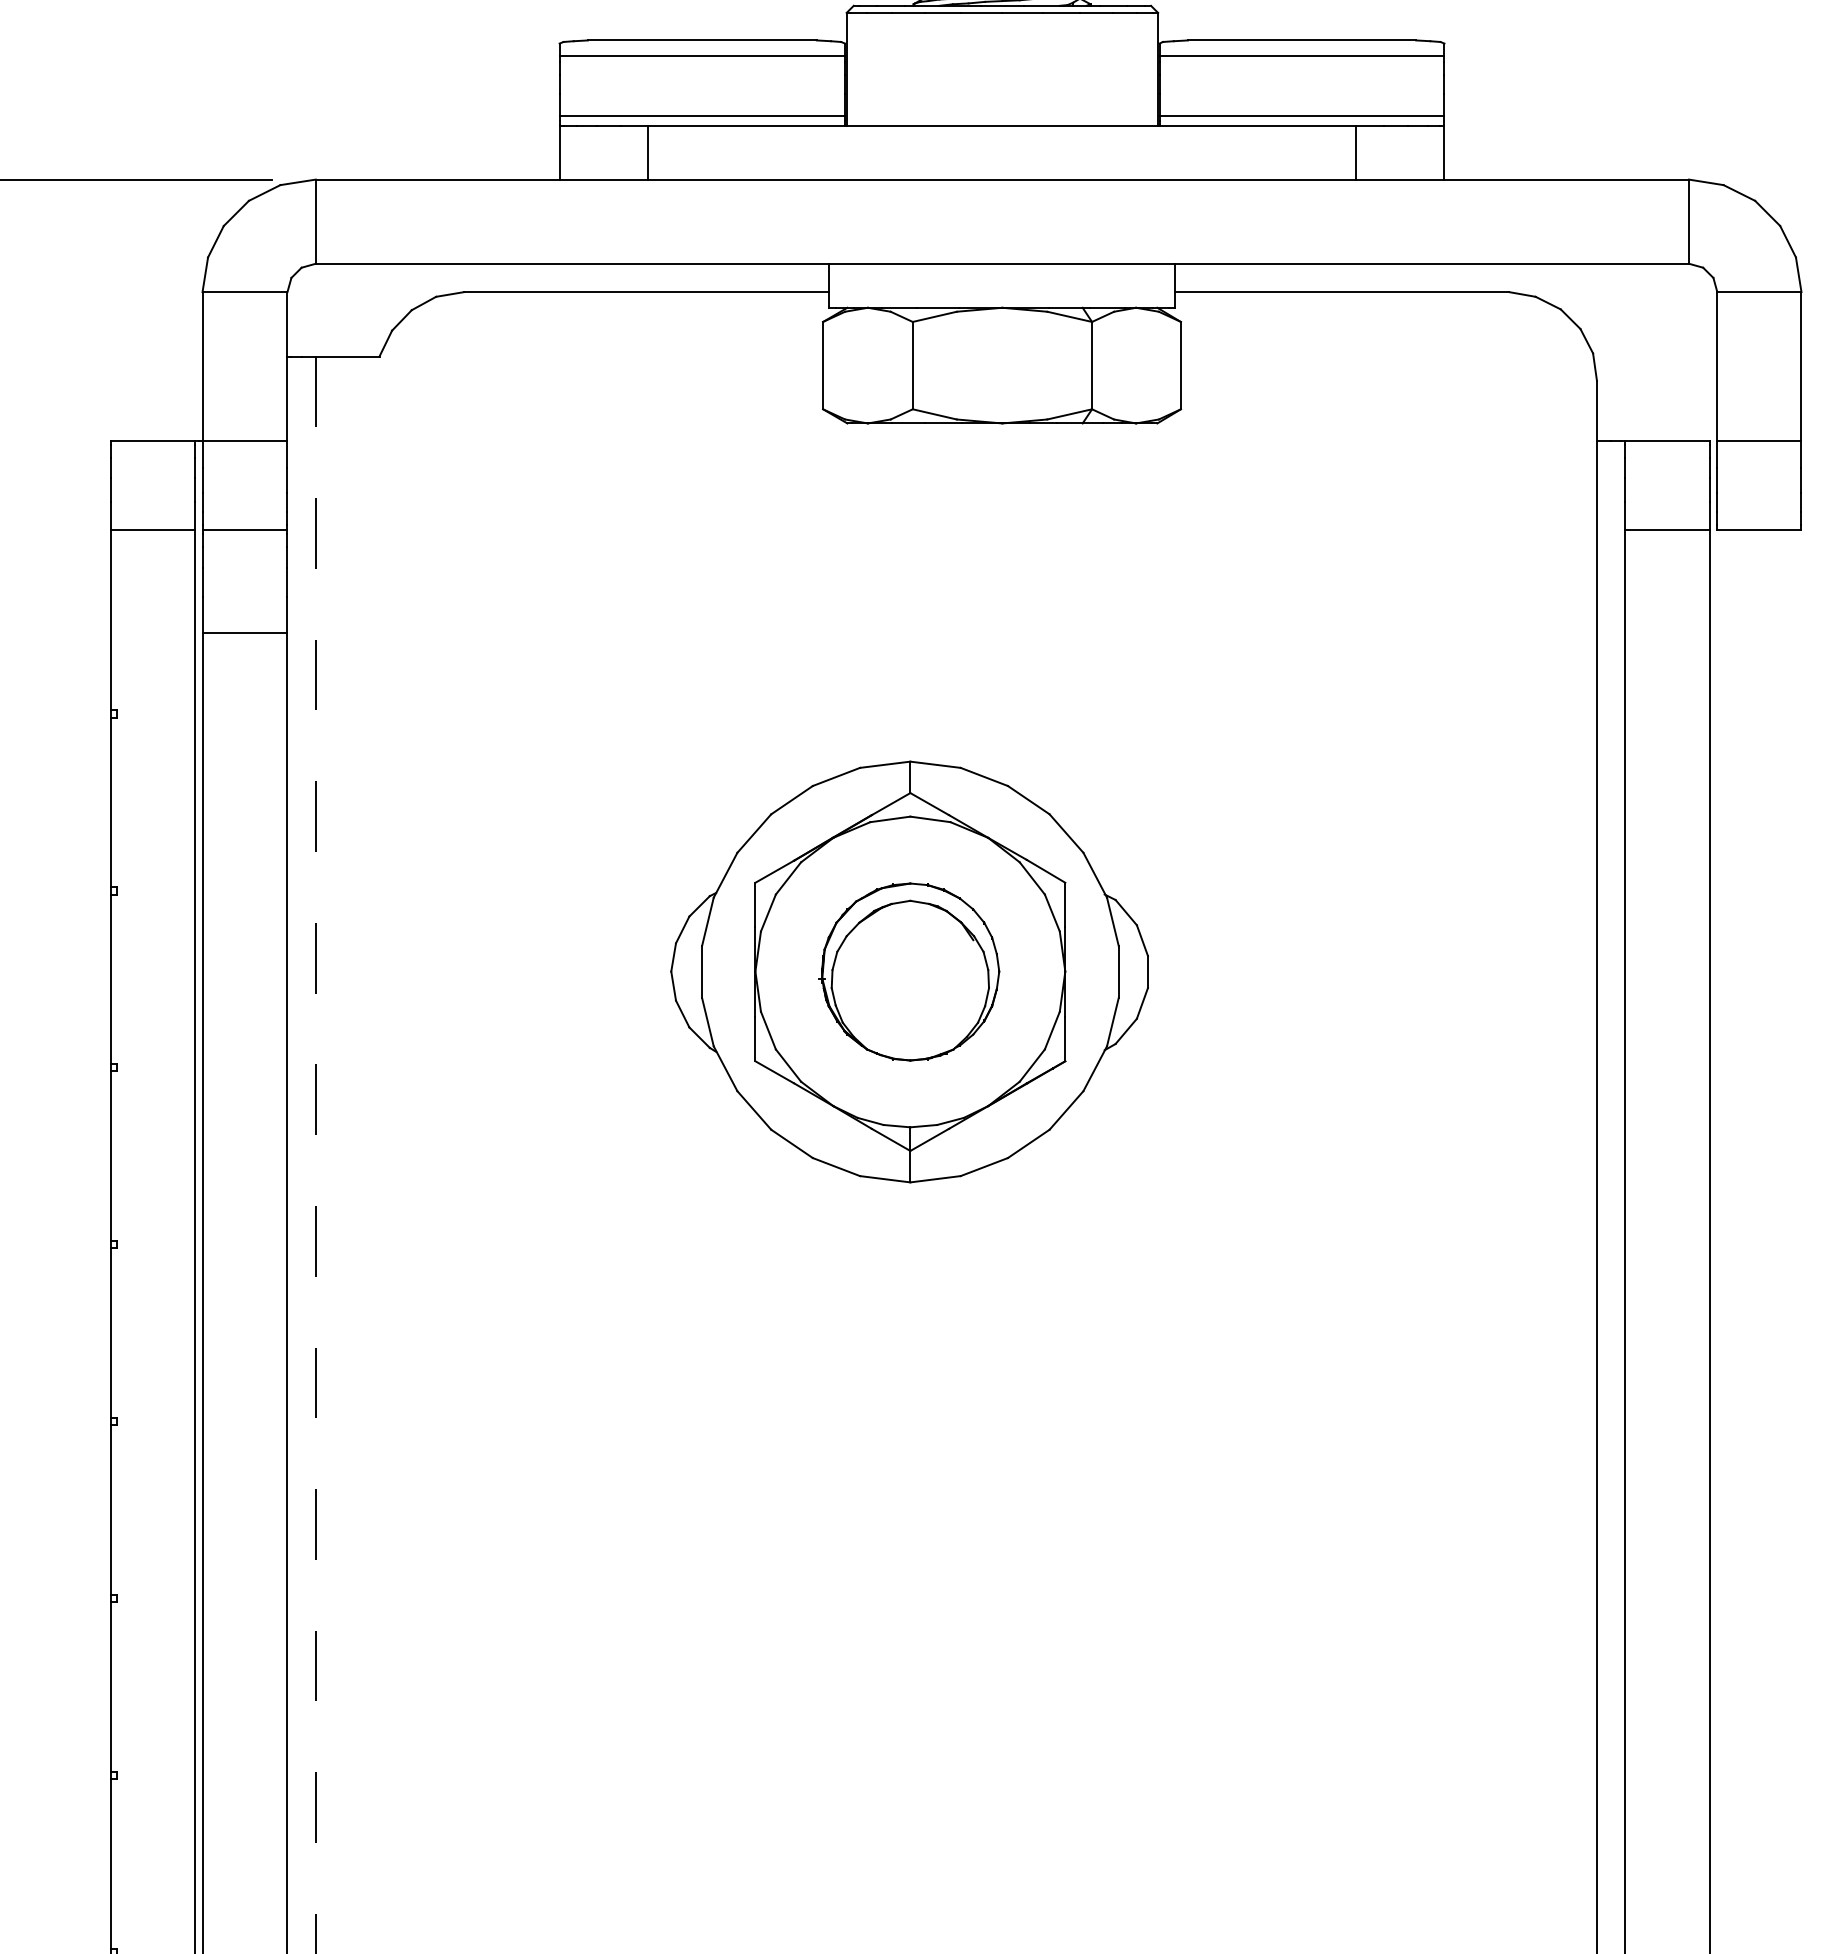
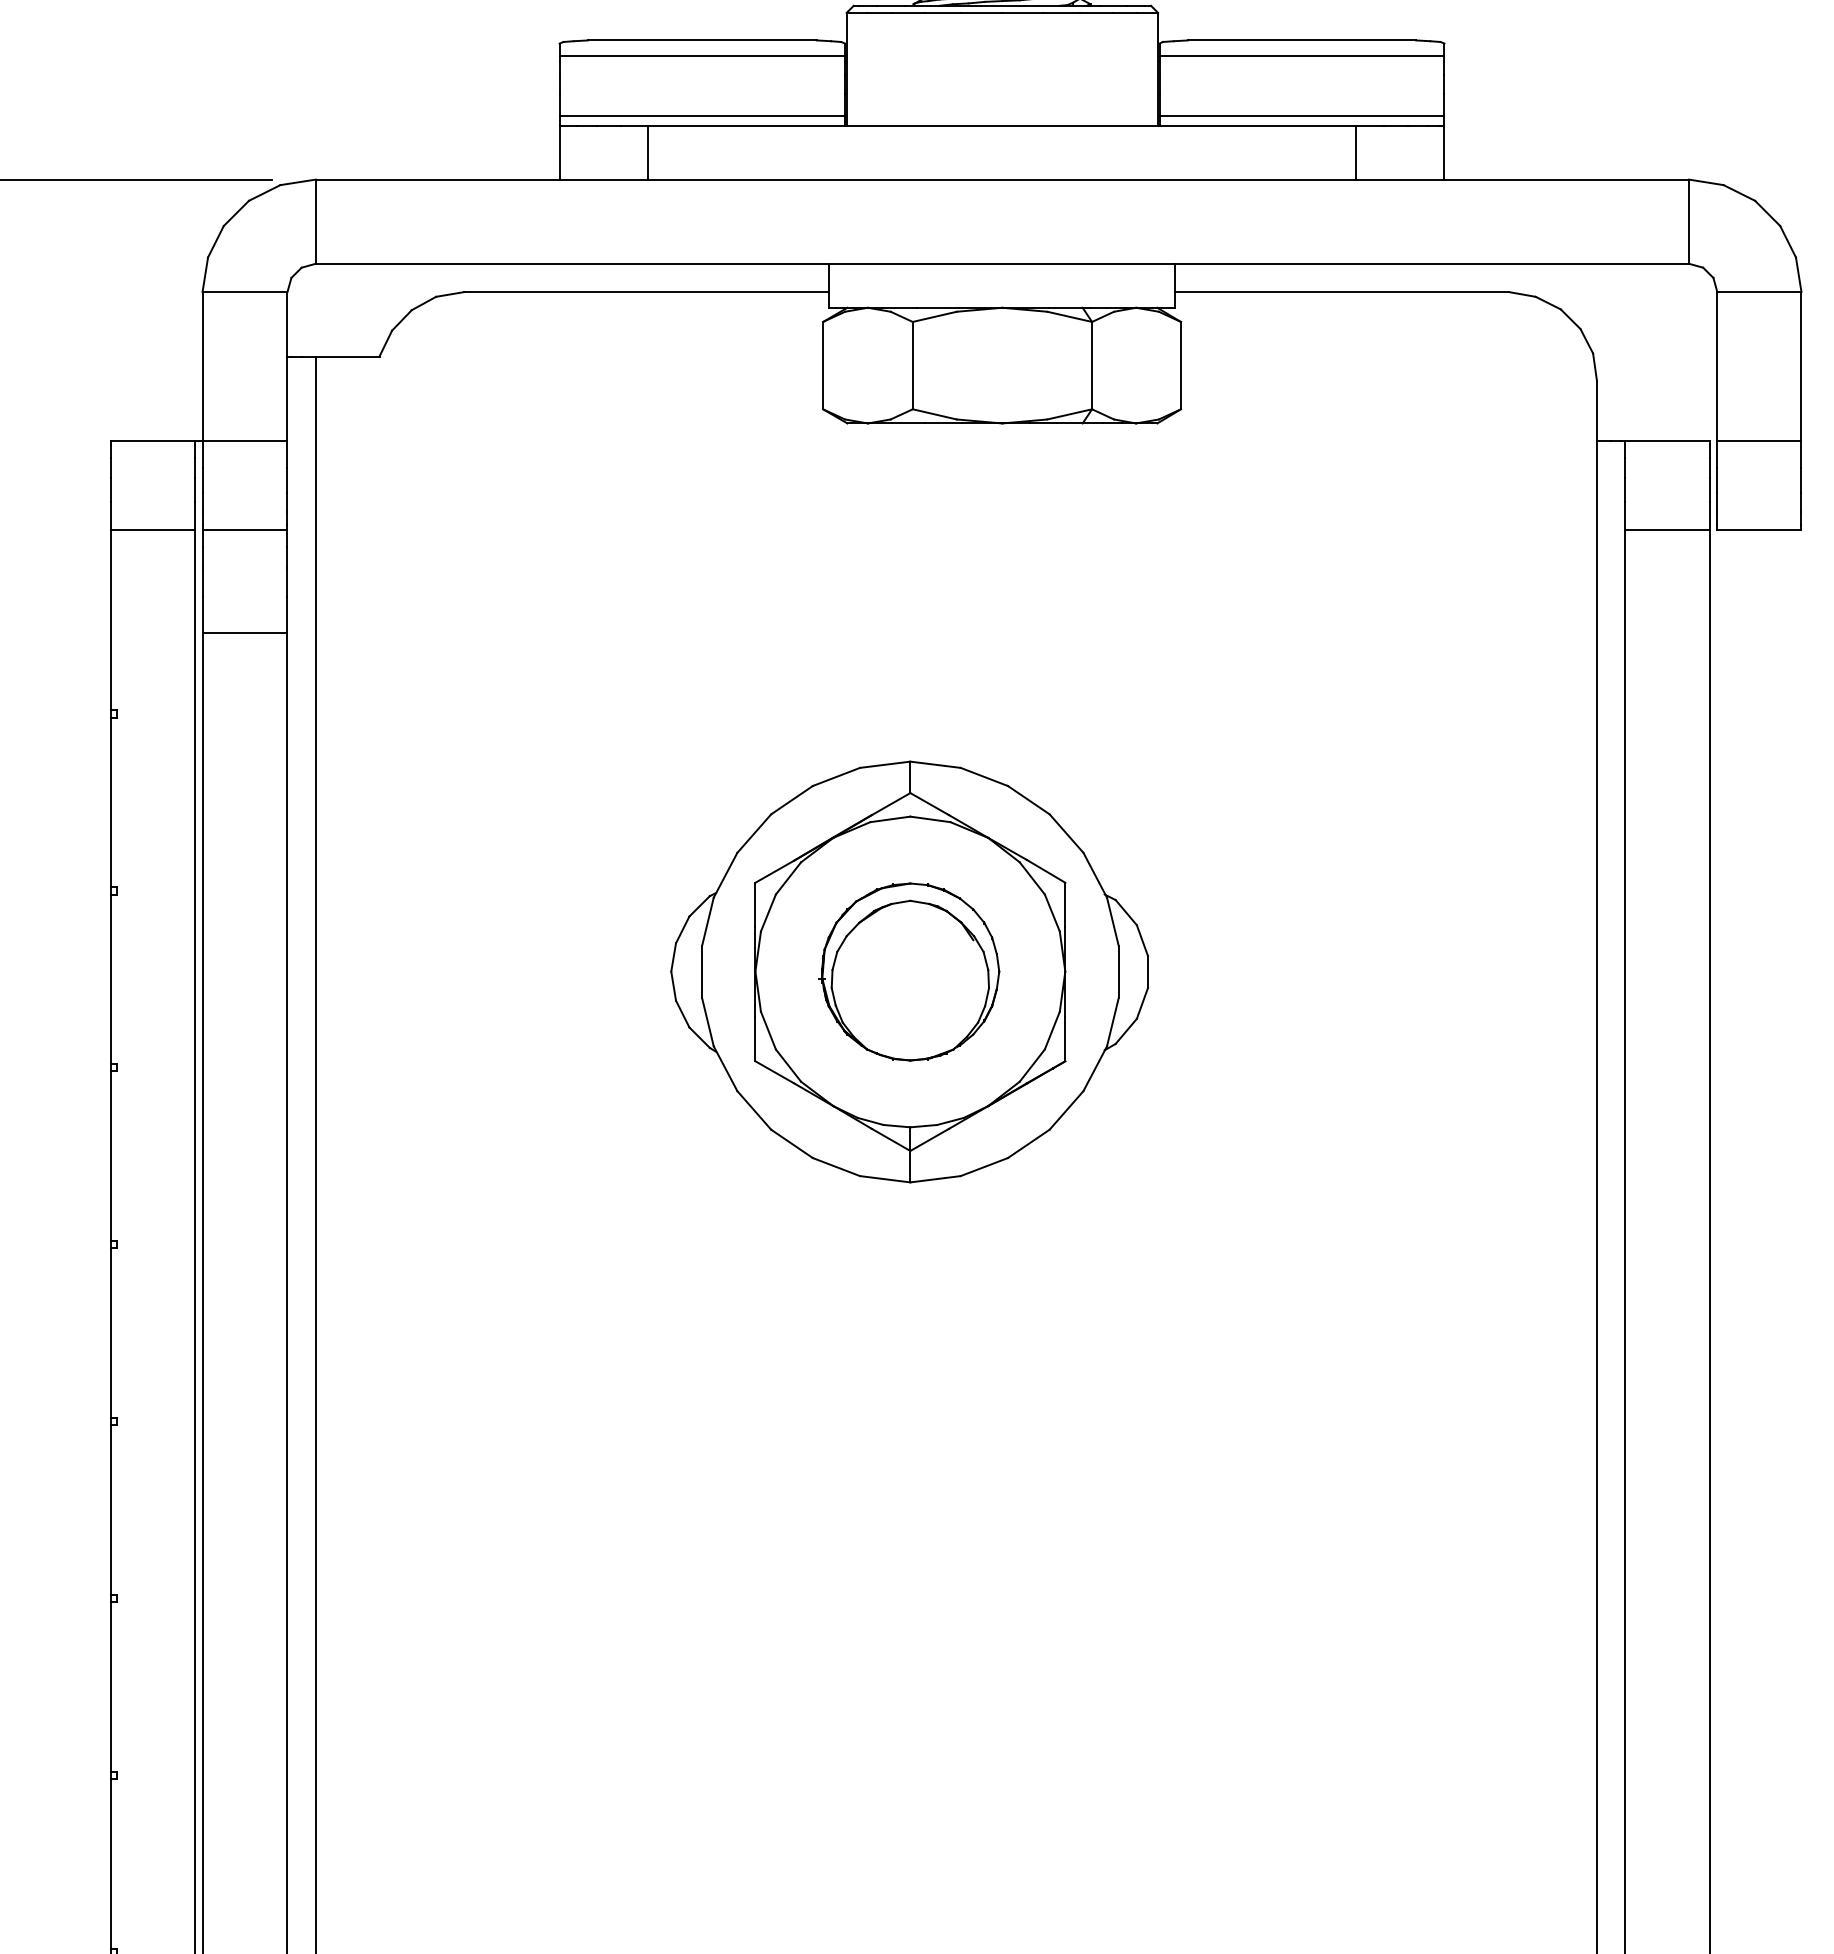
line: dashed -> solid (315, 1155)
